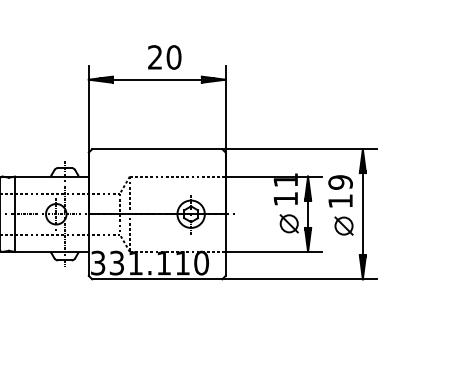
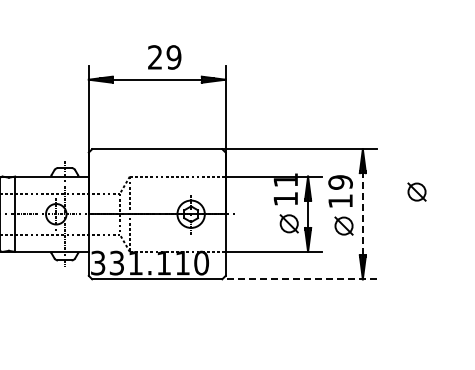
text: 20 -> 29 (173, 57)
part: none -> present (416, 191)
line: solid -> dashed (362, 213)
line: solid -> dashed (298, 279)
